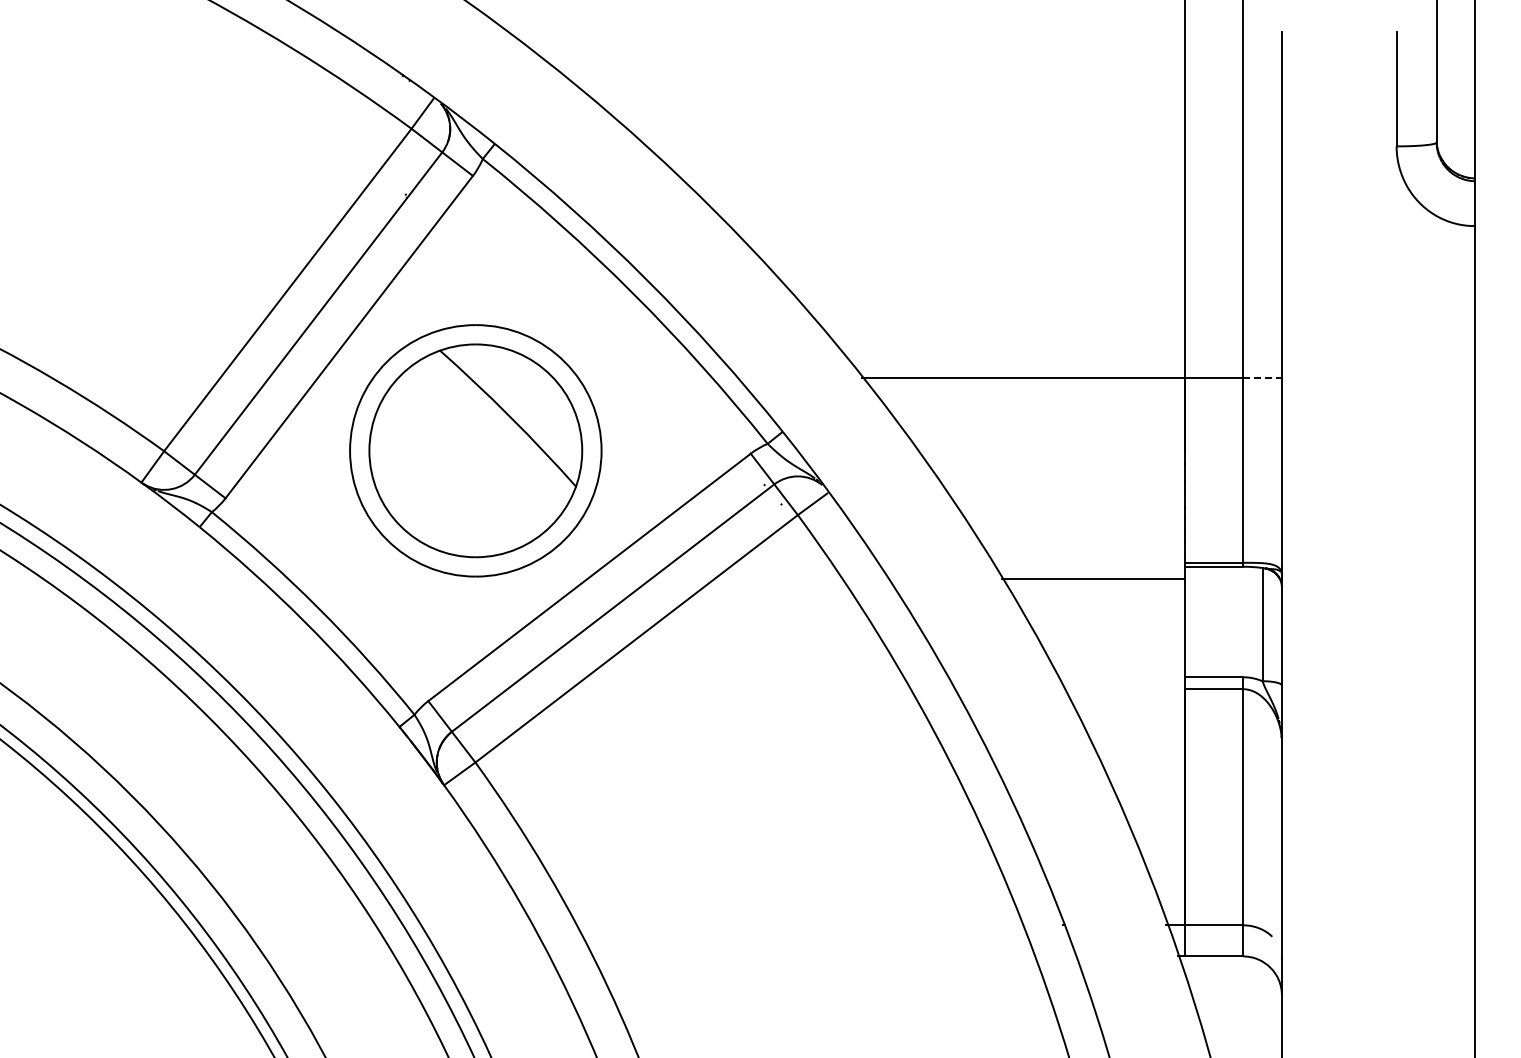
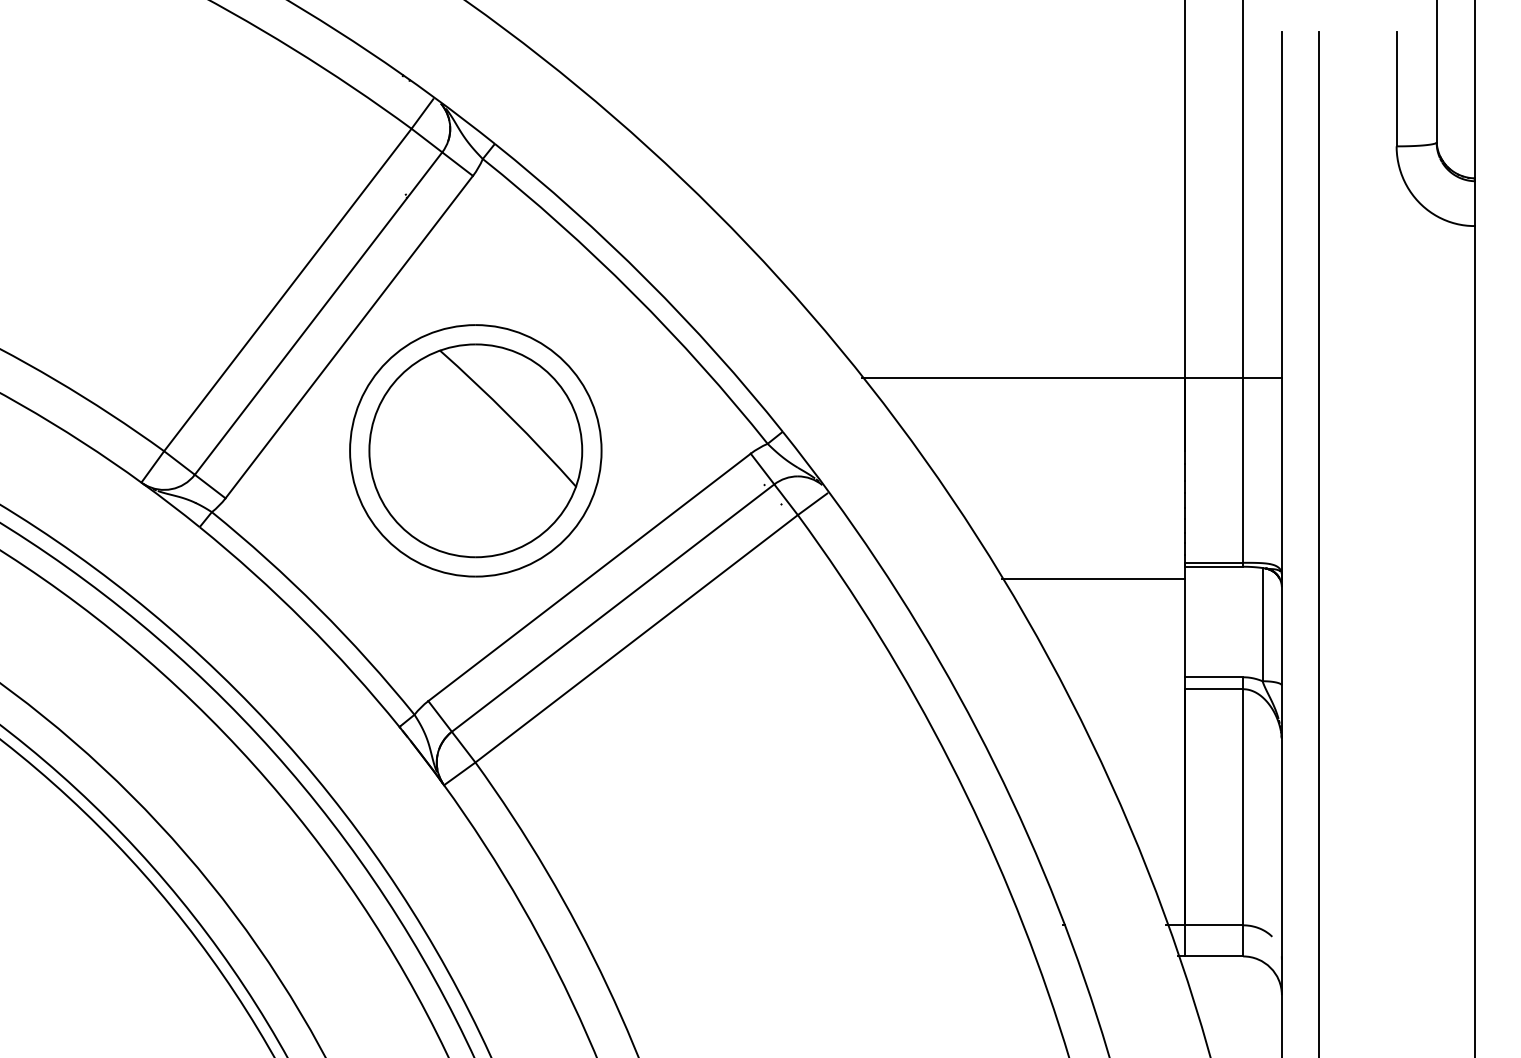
line: dashed -> solid (1263, 378)
line: none -> present (1319, 542)
